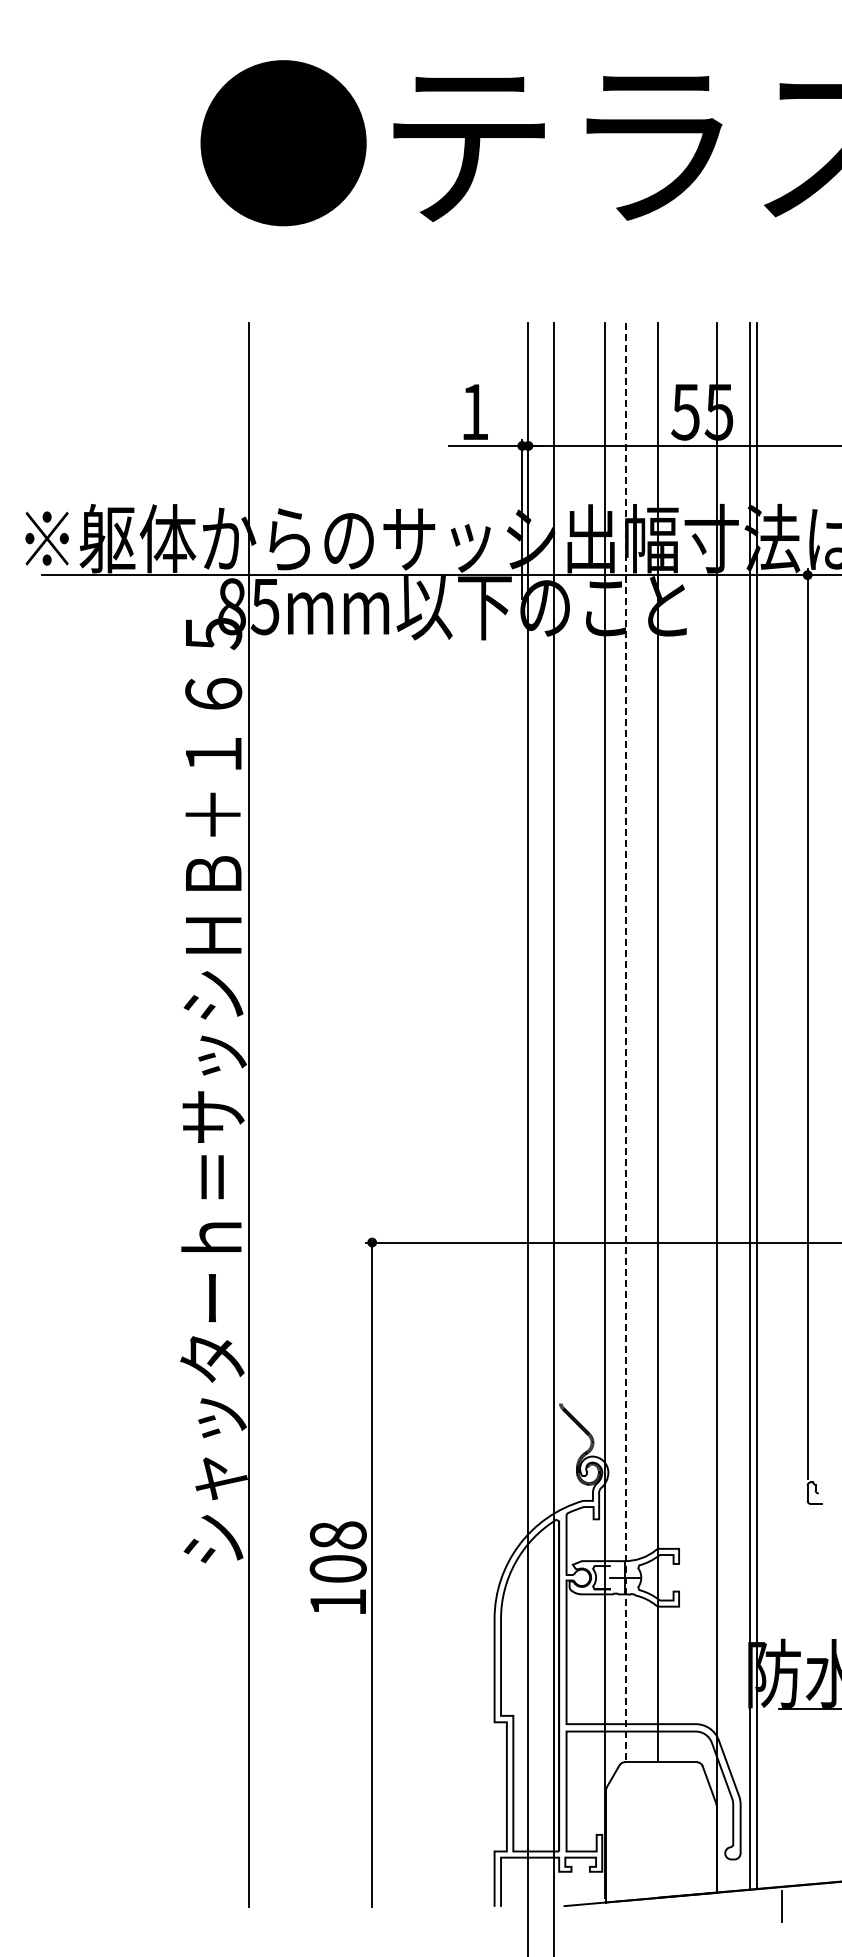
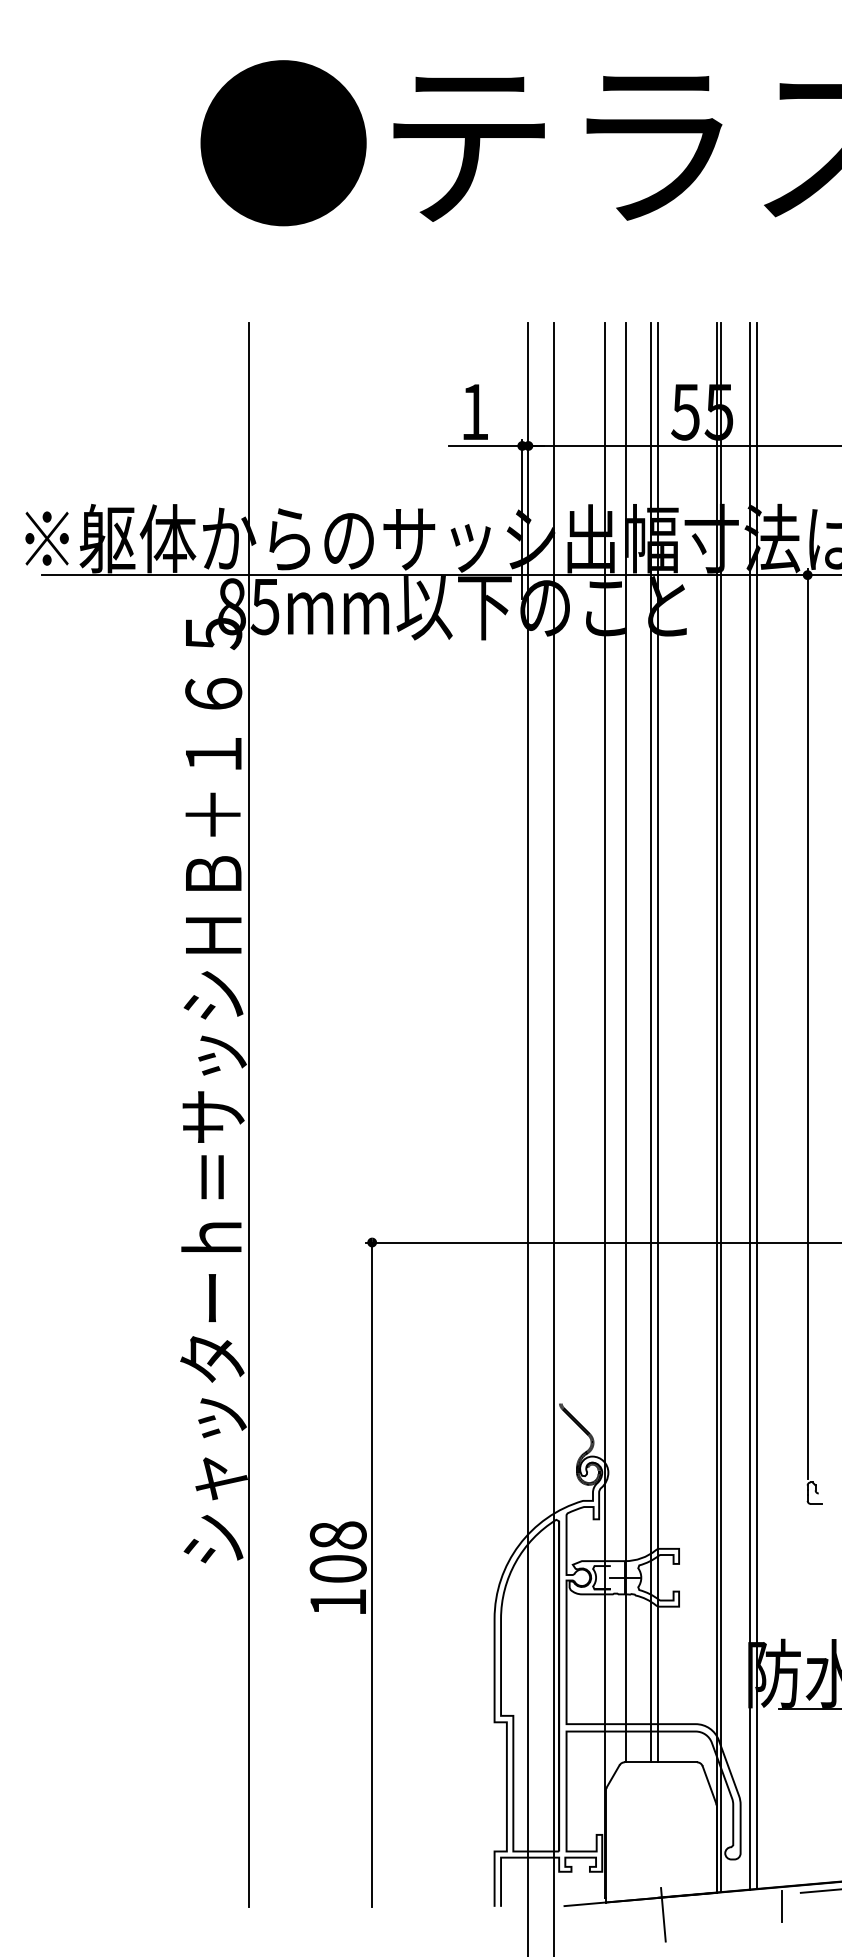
line: dashed -> solid (626, 1042)
line: none -> present (651, 1042)
line: none -> present (720, 1107)
line: none -> present (819, 1890)
line: none -> present (662, 1914)
